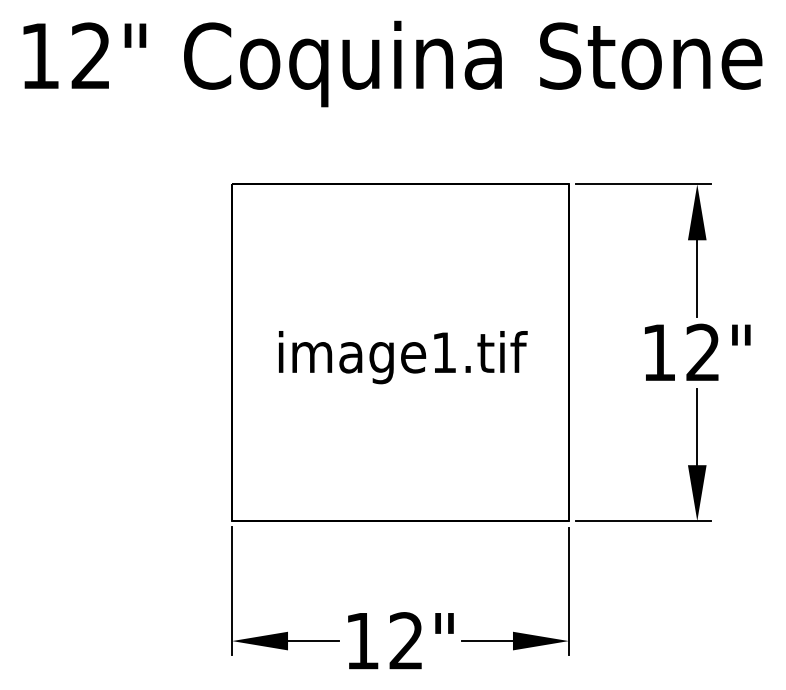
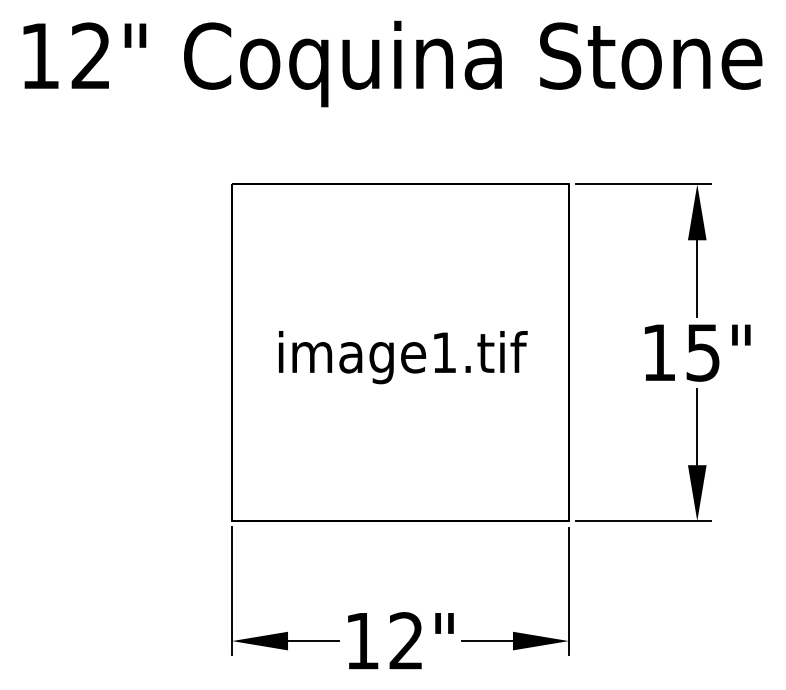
text: 12" -> 15" (702, 352)
